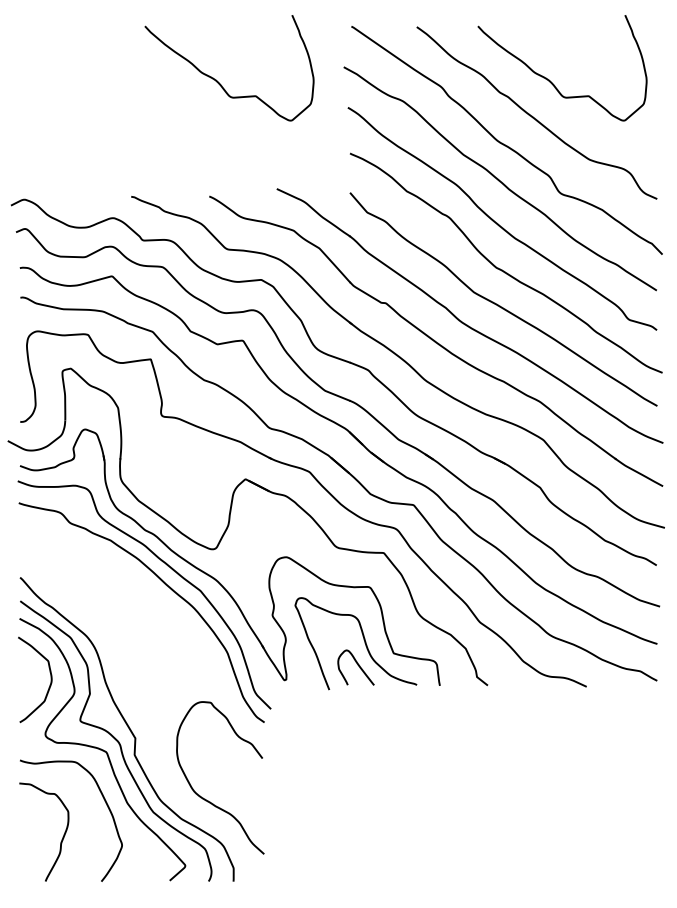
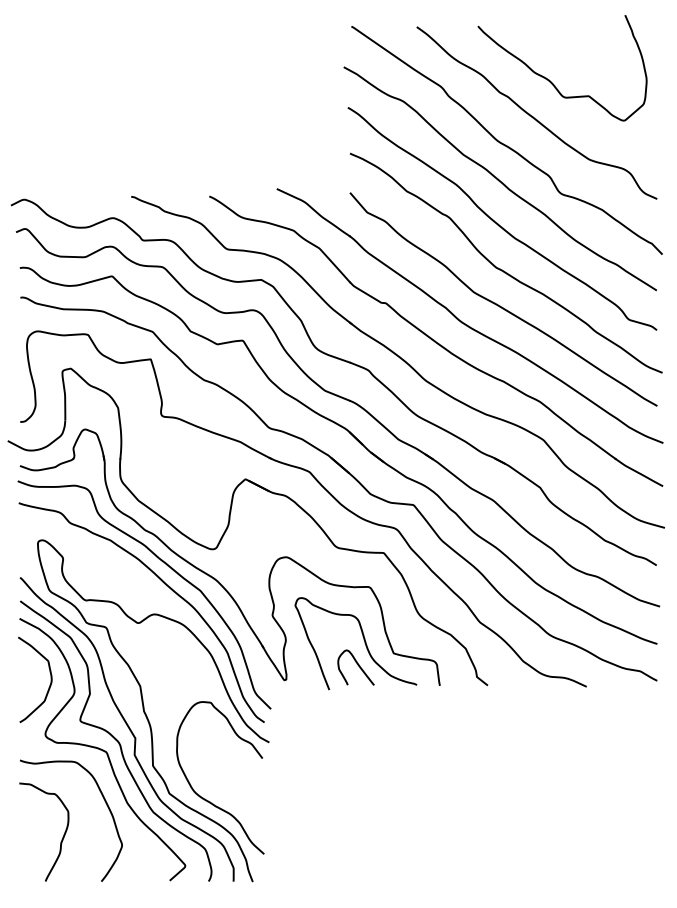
curve: present -> none (217, 80)
curve: none -> present (146, 713)
